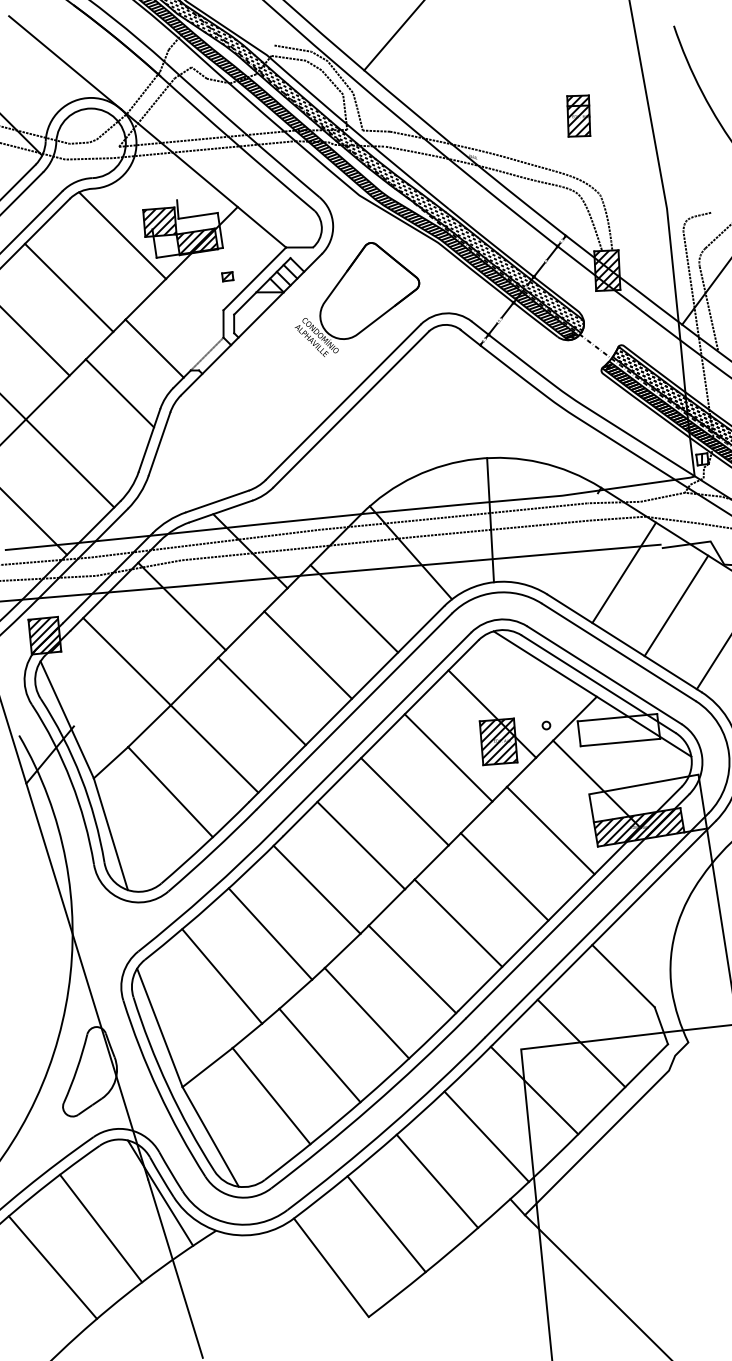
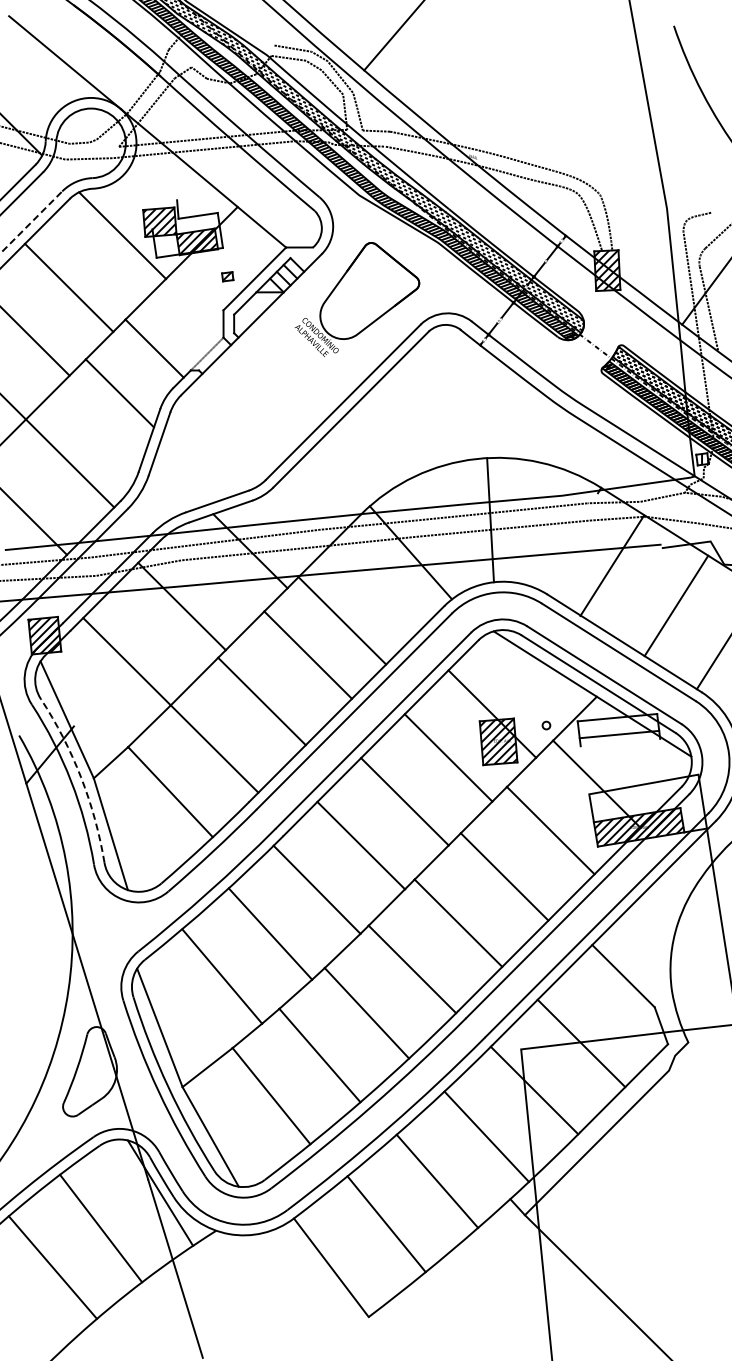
part: present -> none (578, 115)
line: solid -> dashed (31, 222)
line position: (624, 572) -> (612, 565) (612, 565)
line position: (354, 608) -> (342, 620) (342, 620)
line position: (620, 742) -> (619, 734) (619, 734)
arc: solid -> dashed (81, 777)
